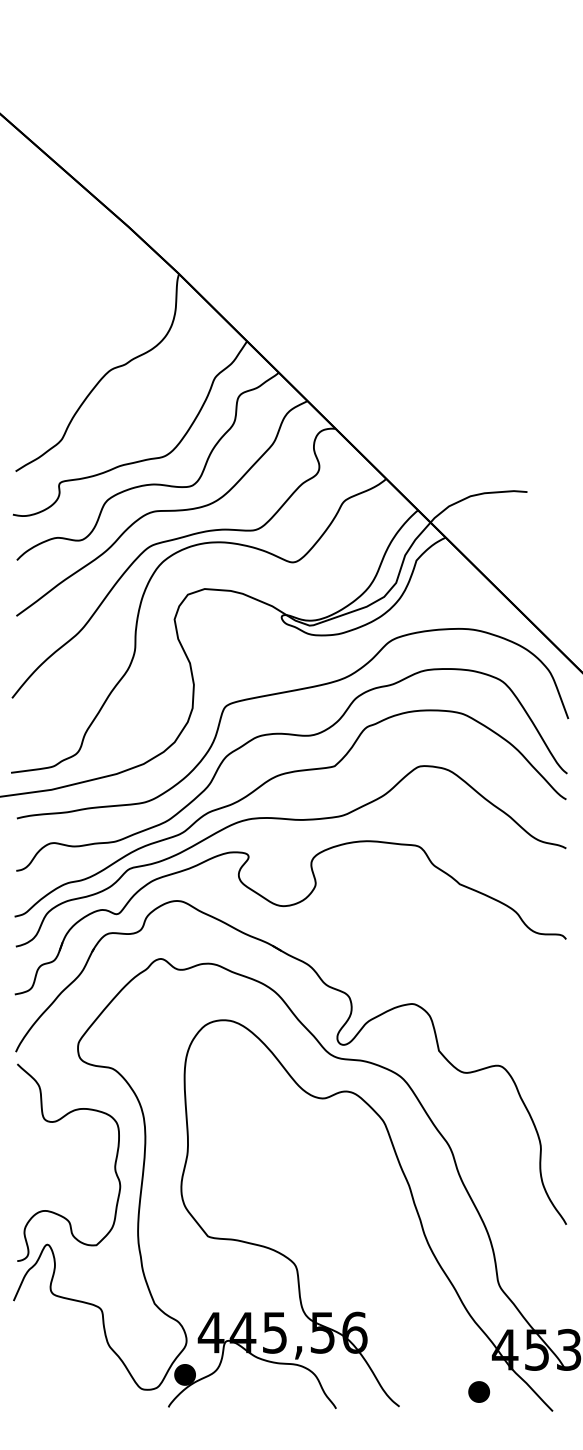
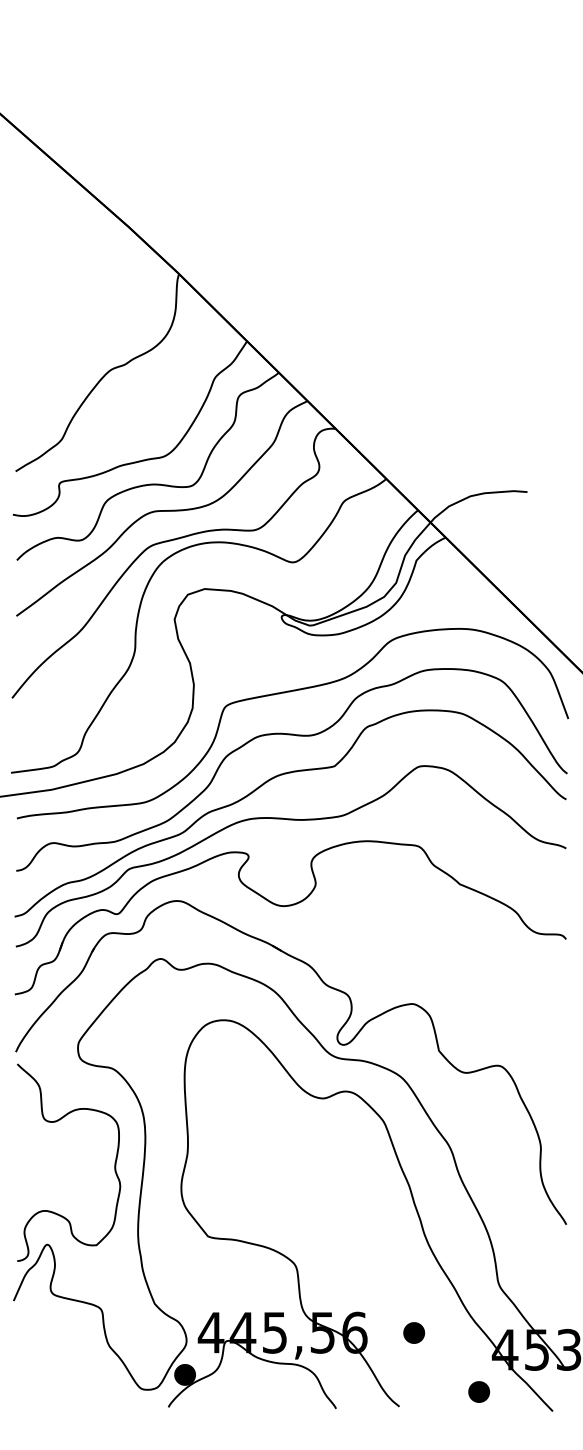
part: none -> present (414, 1332)
